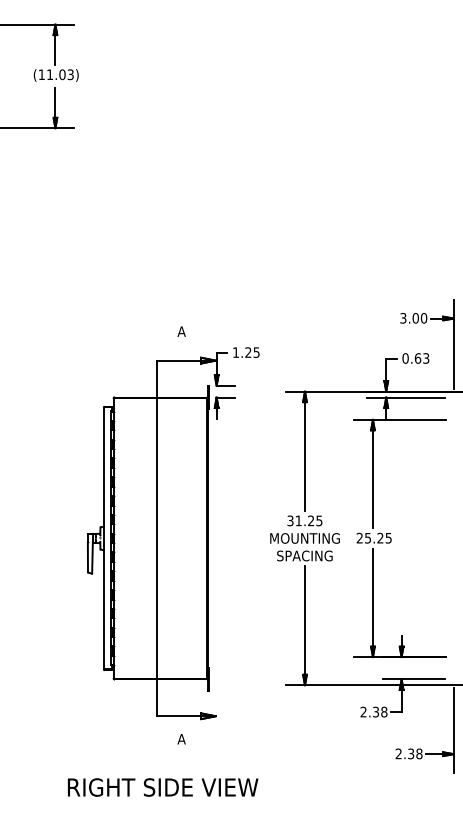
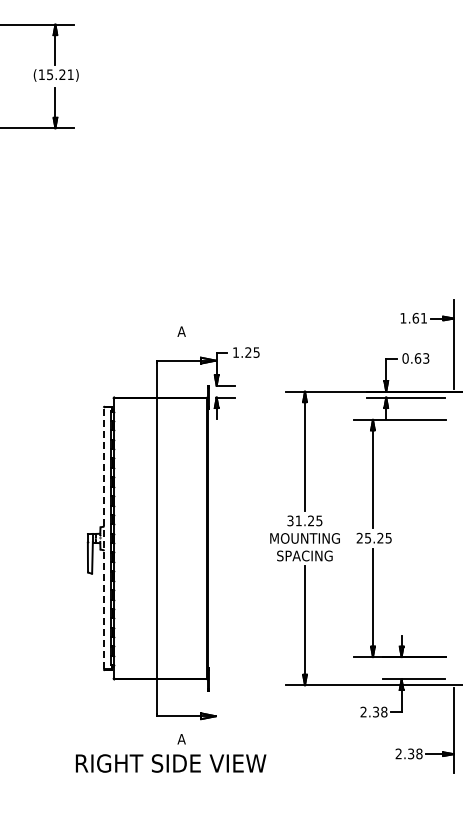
text: (11.03) -> (15.21) (60, 74)
text: 3.00 -> 1.61 (413, 318)
line: solid -> dashed (103, 538)
text position: (163, 787) -> (171, 763) (171, 763)
